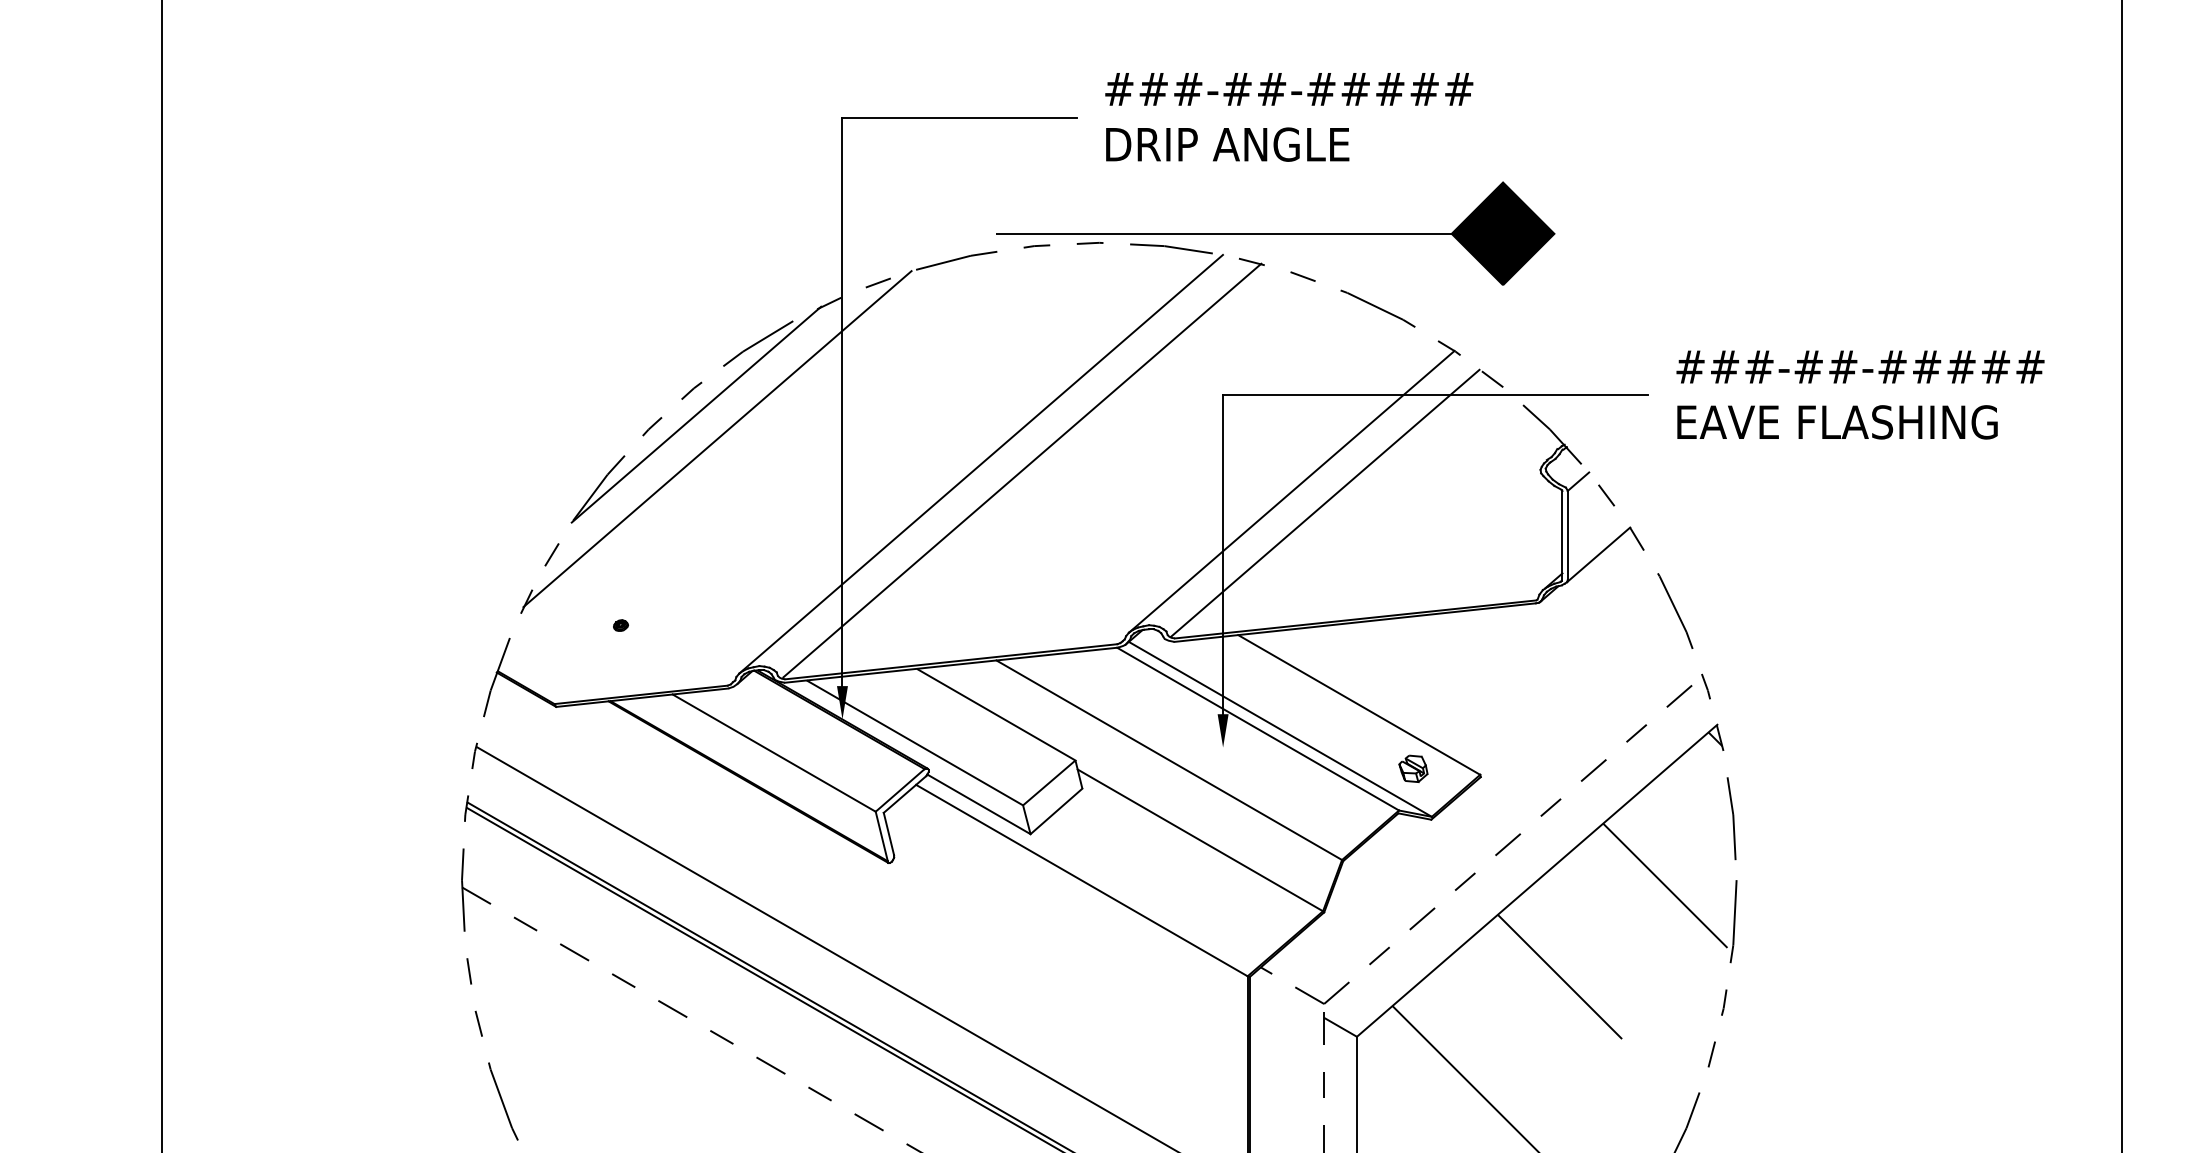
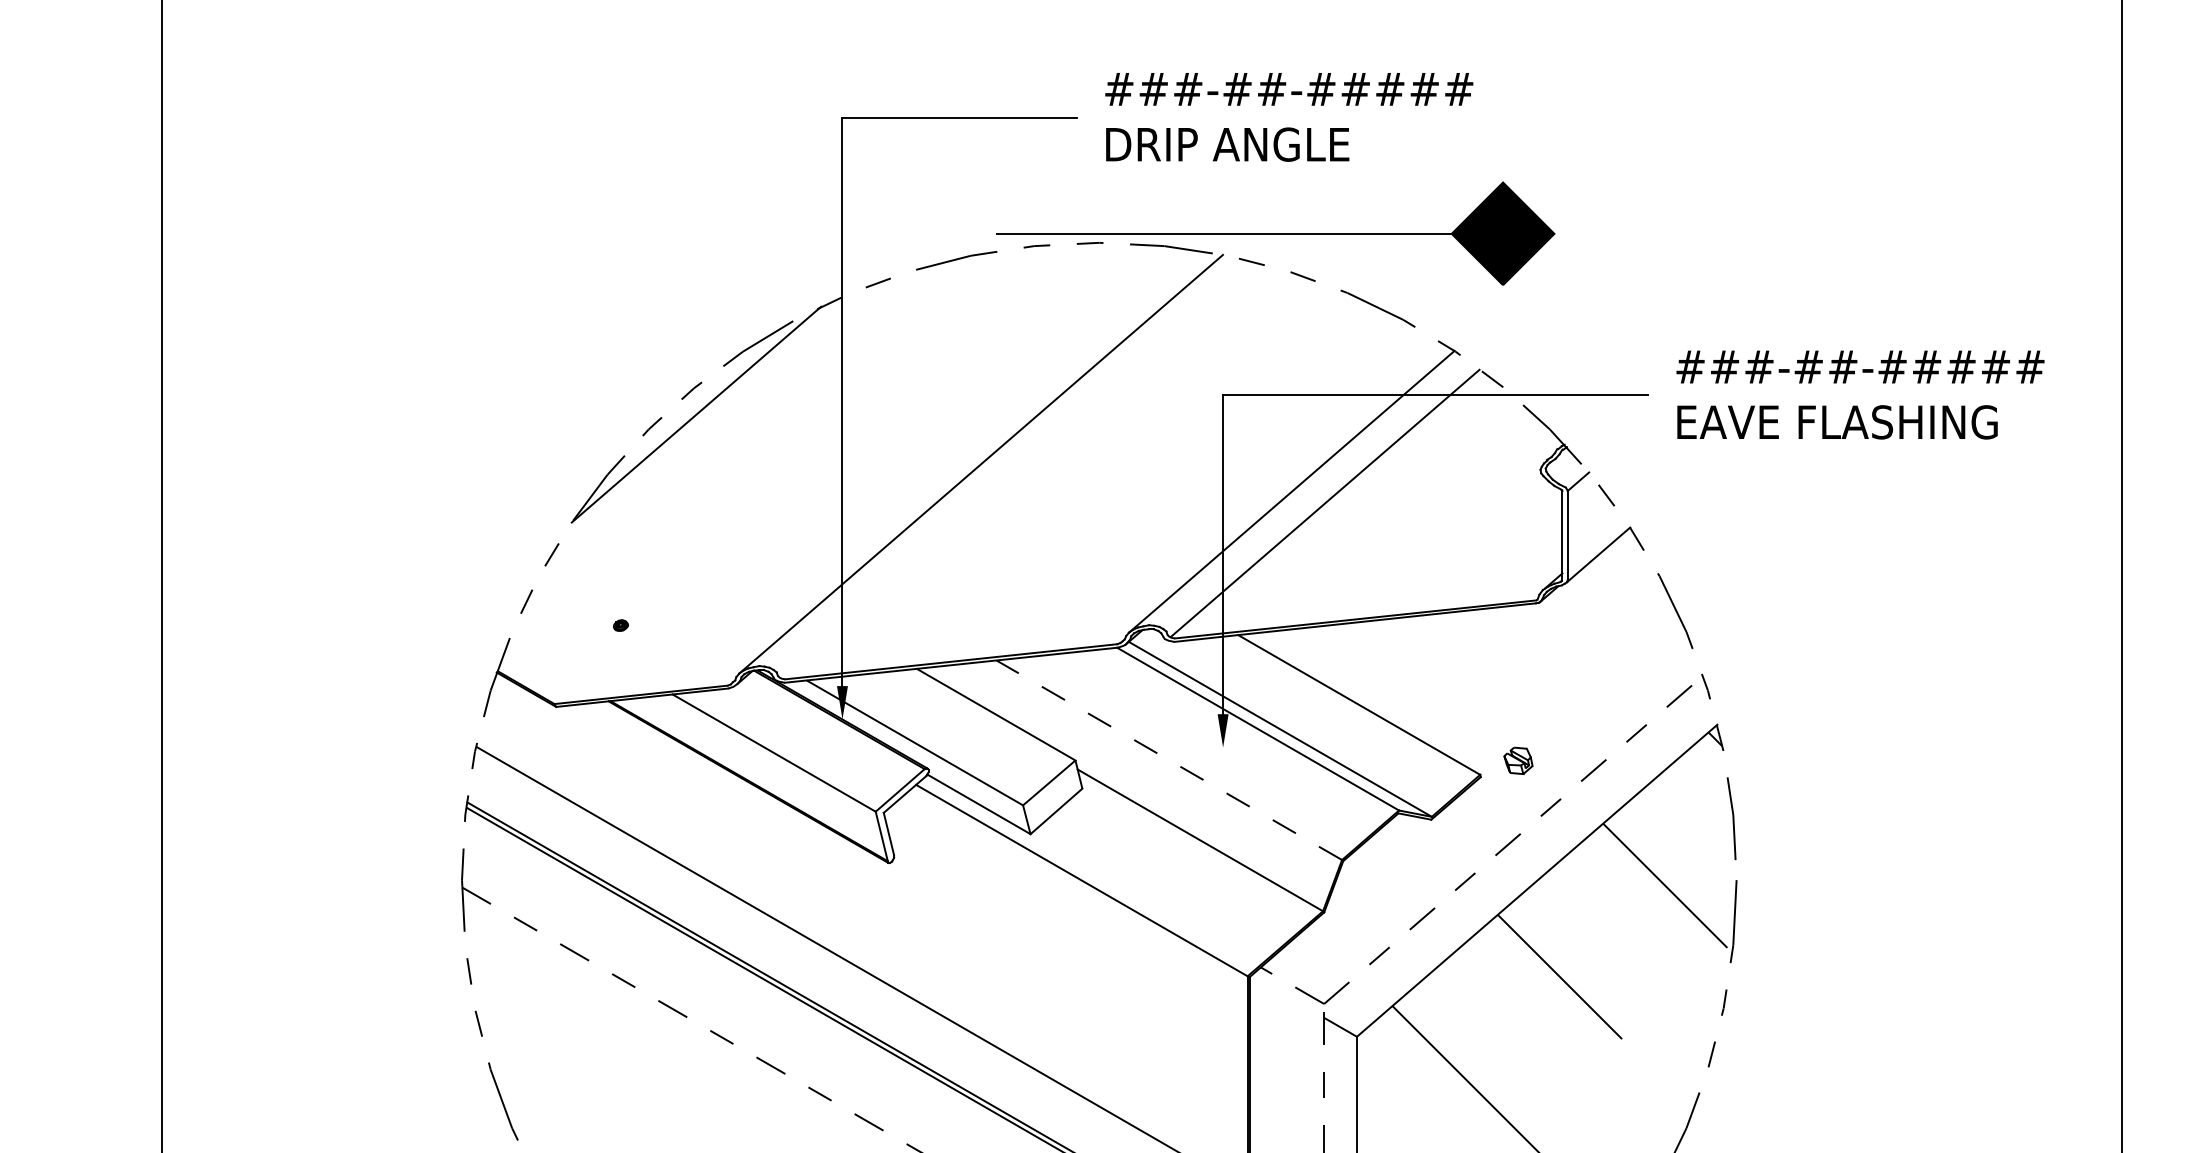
line: present -> none (717, 439)
line: present -> none (1022, 470)
line: solid -> dashed (1169, 760)
part position: (1413, 768) -> (1518, 760) (1518, 760)
